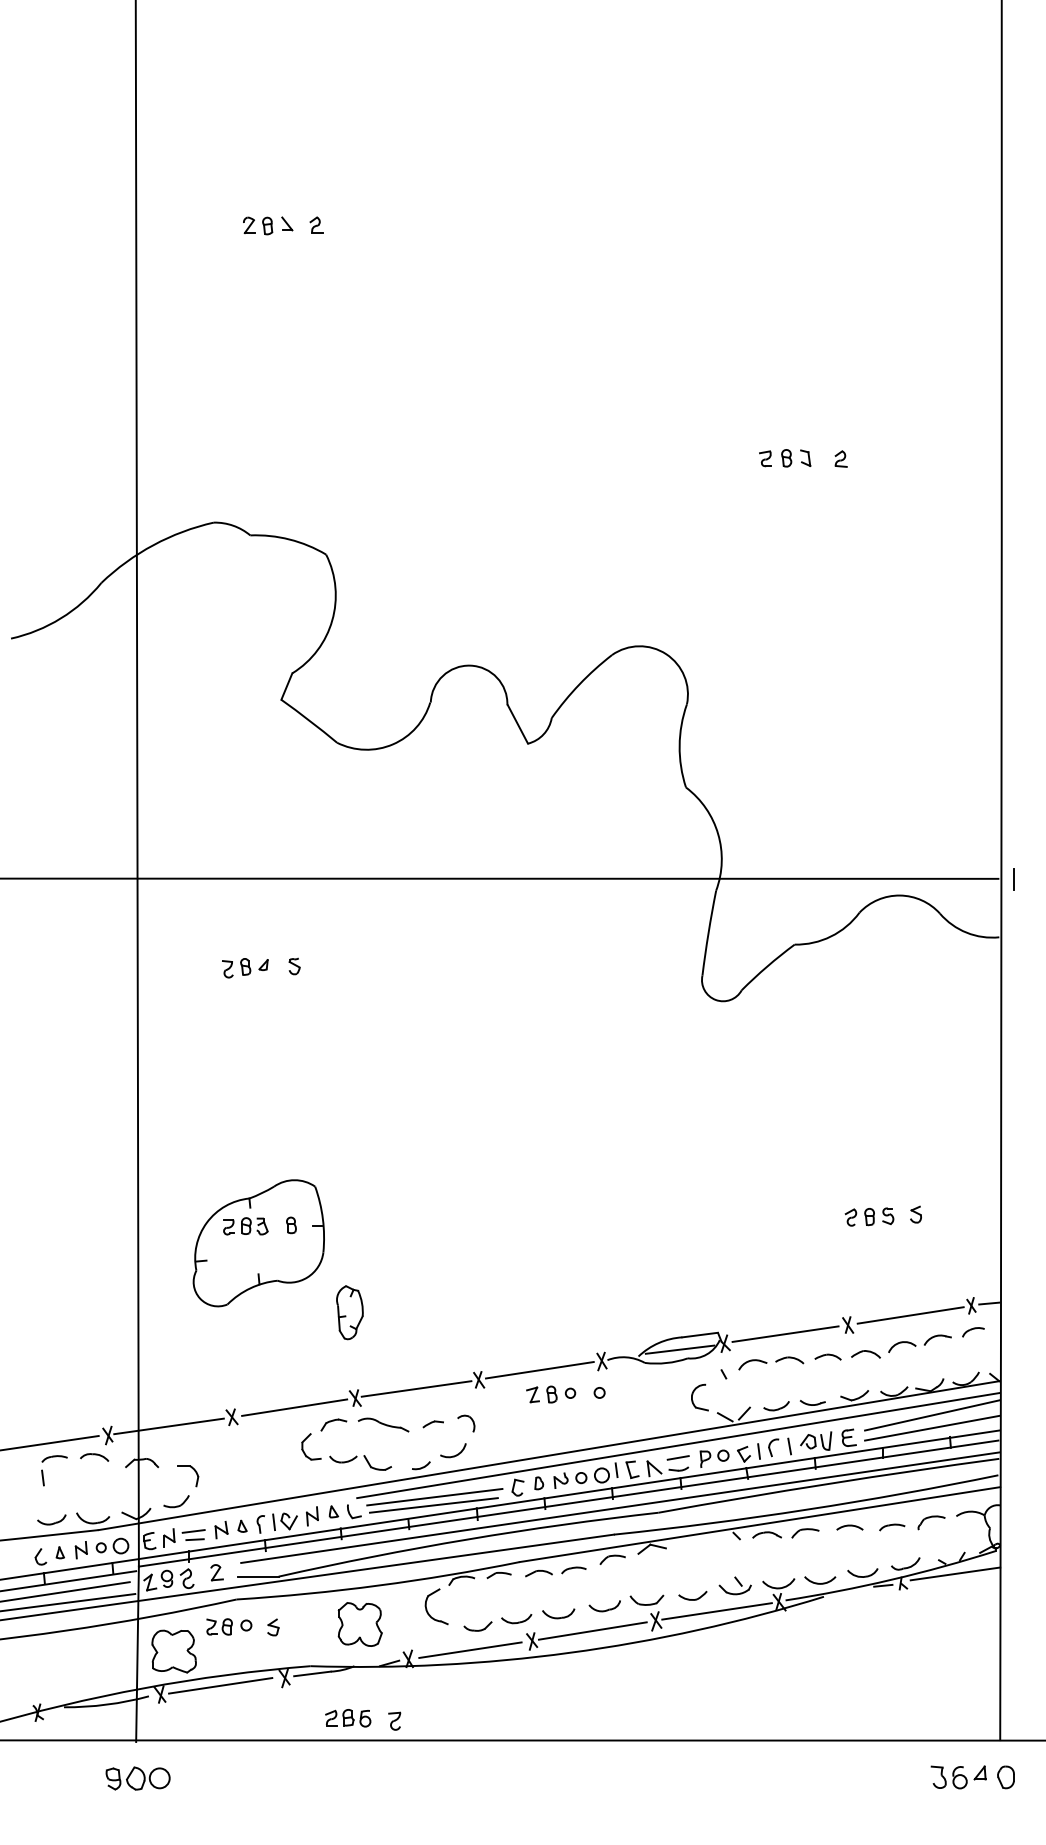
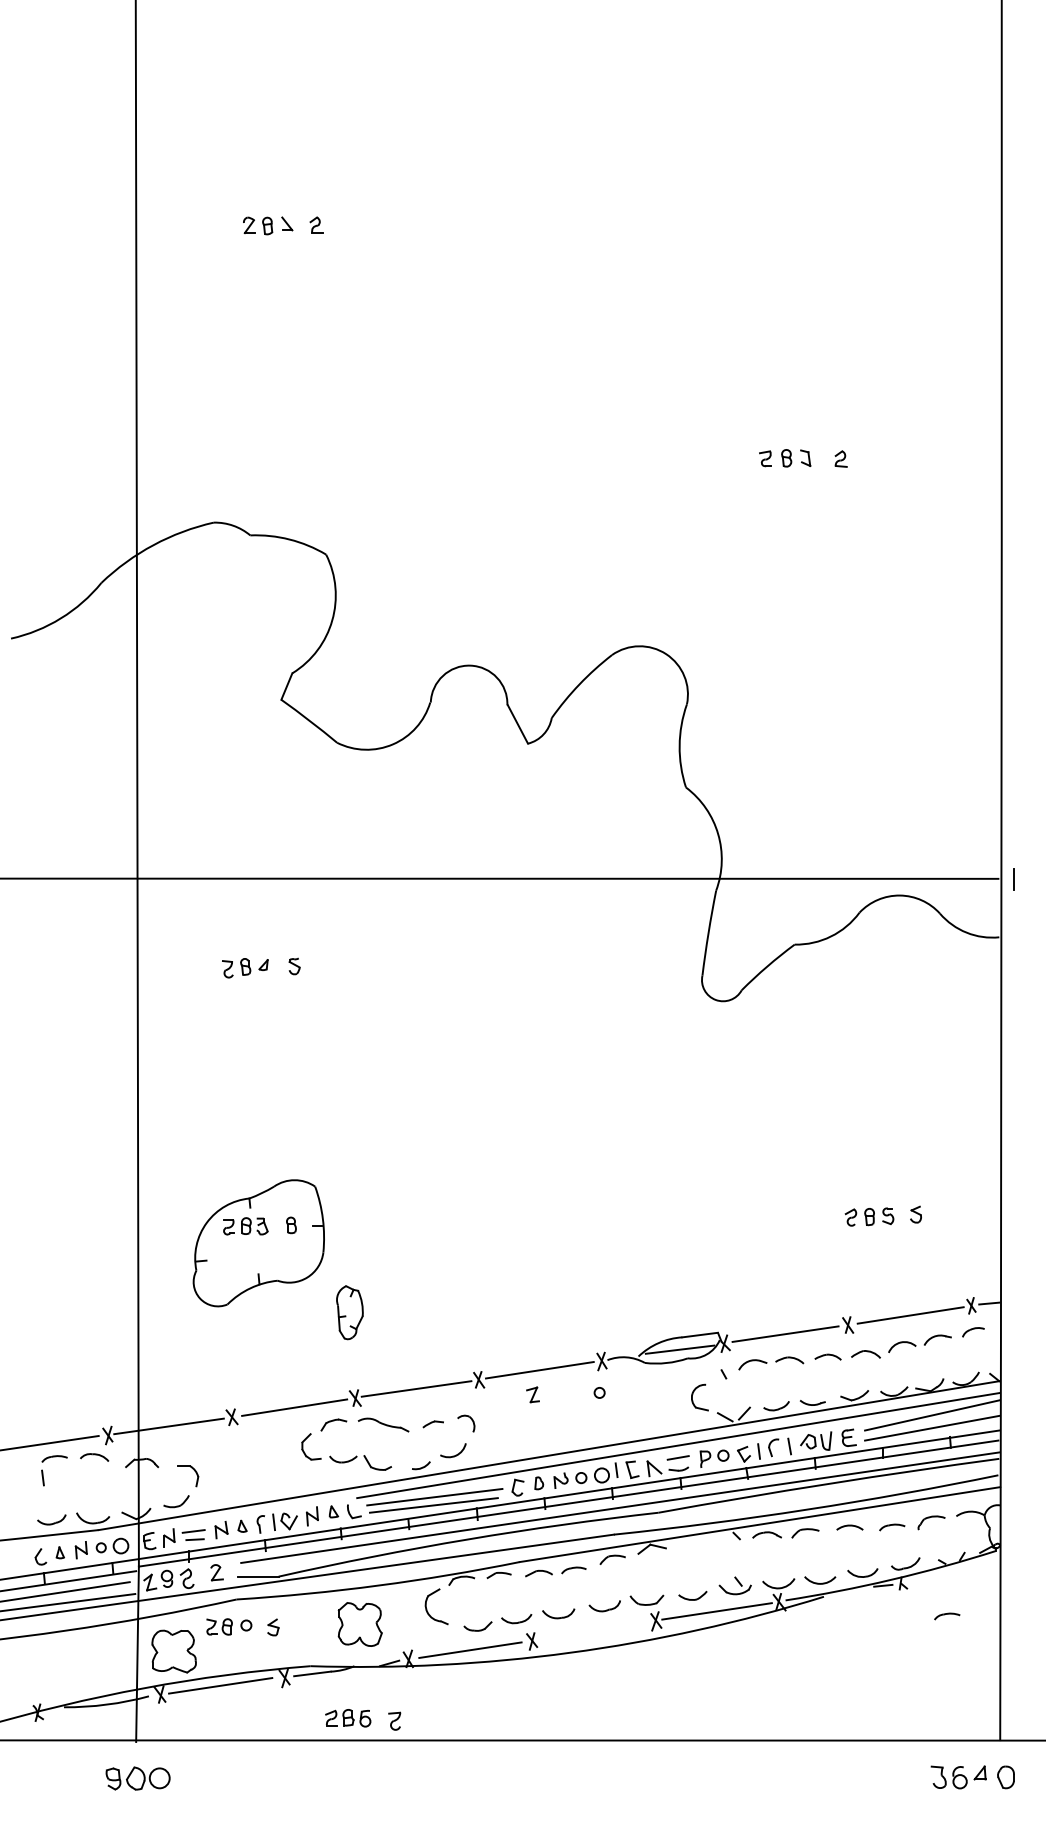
part: present -> none (561, 1394)
line: present -> none (955, 1573)
part: none -> present (947, 1616)
line: present -> none (592, 1630)
